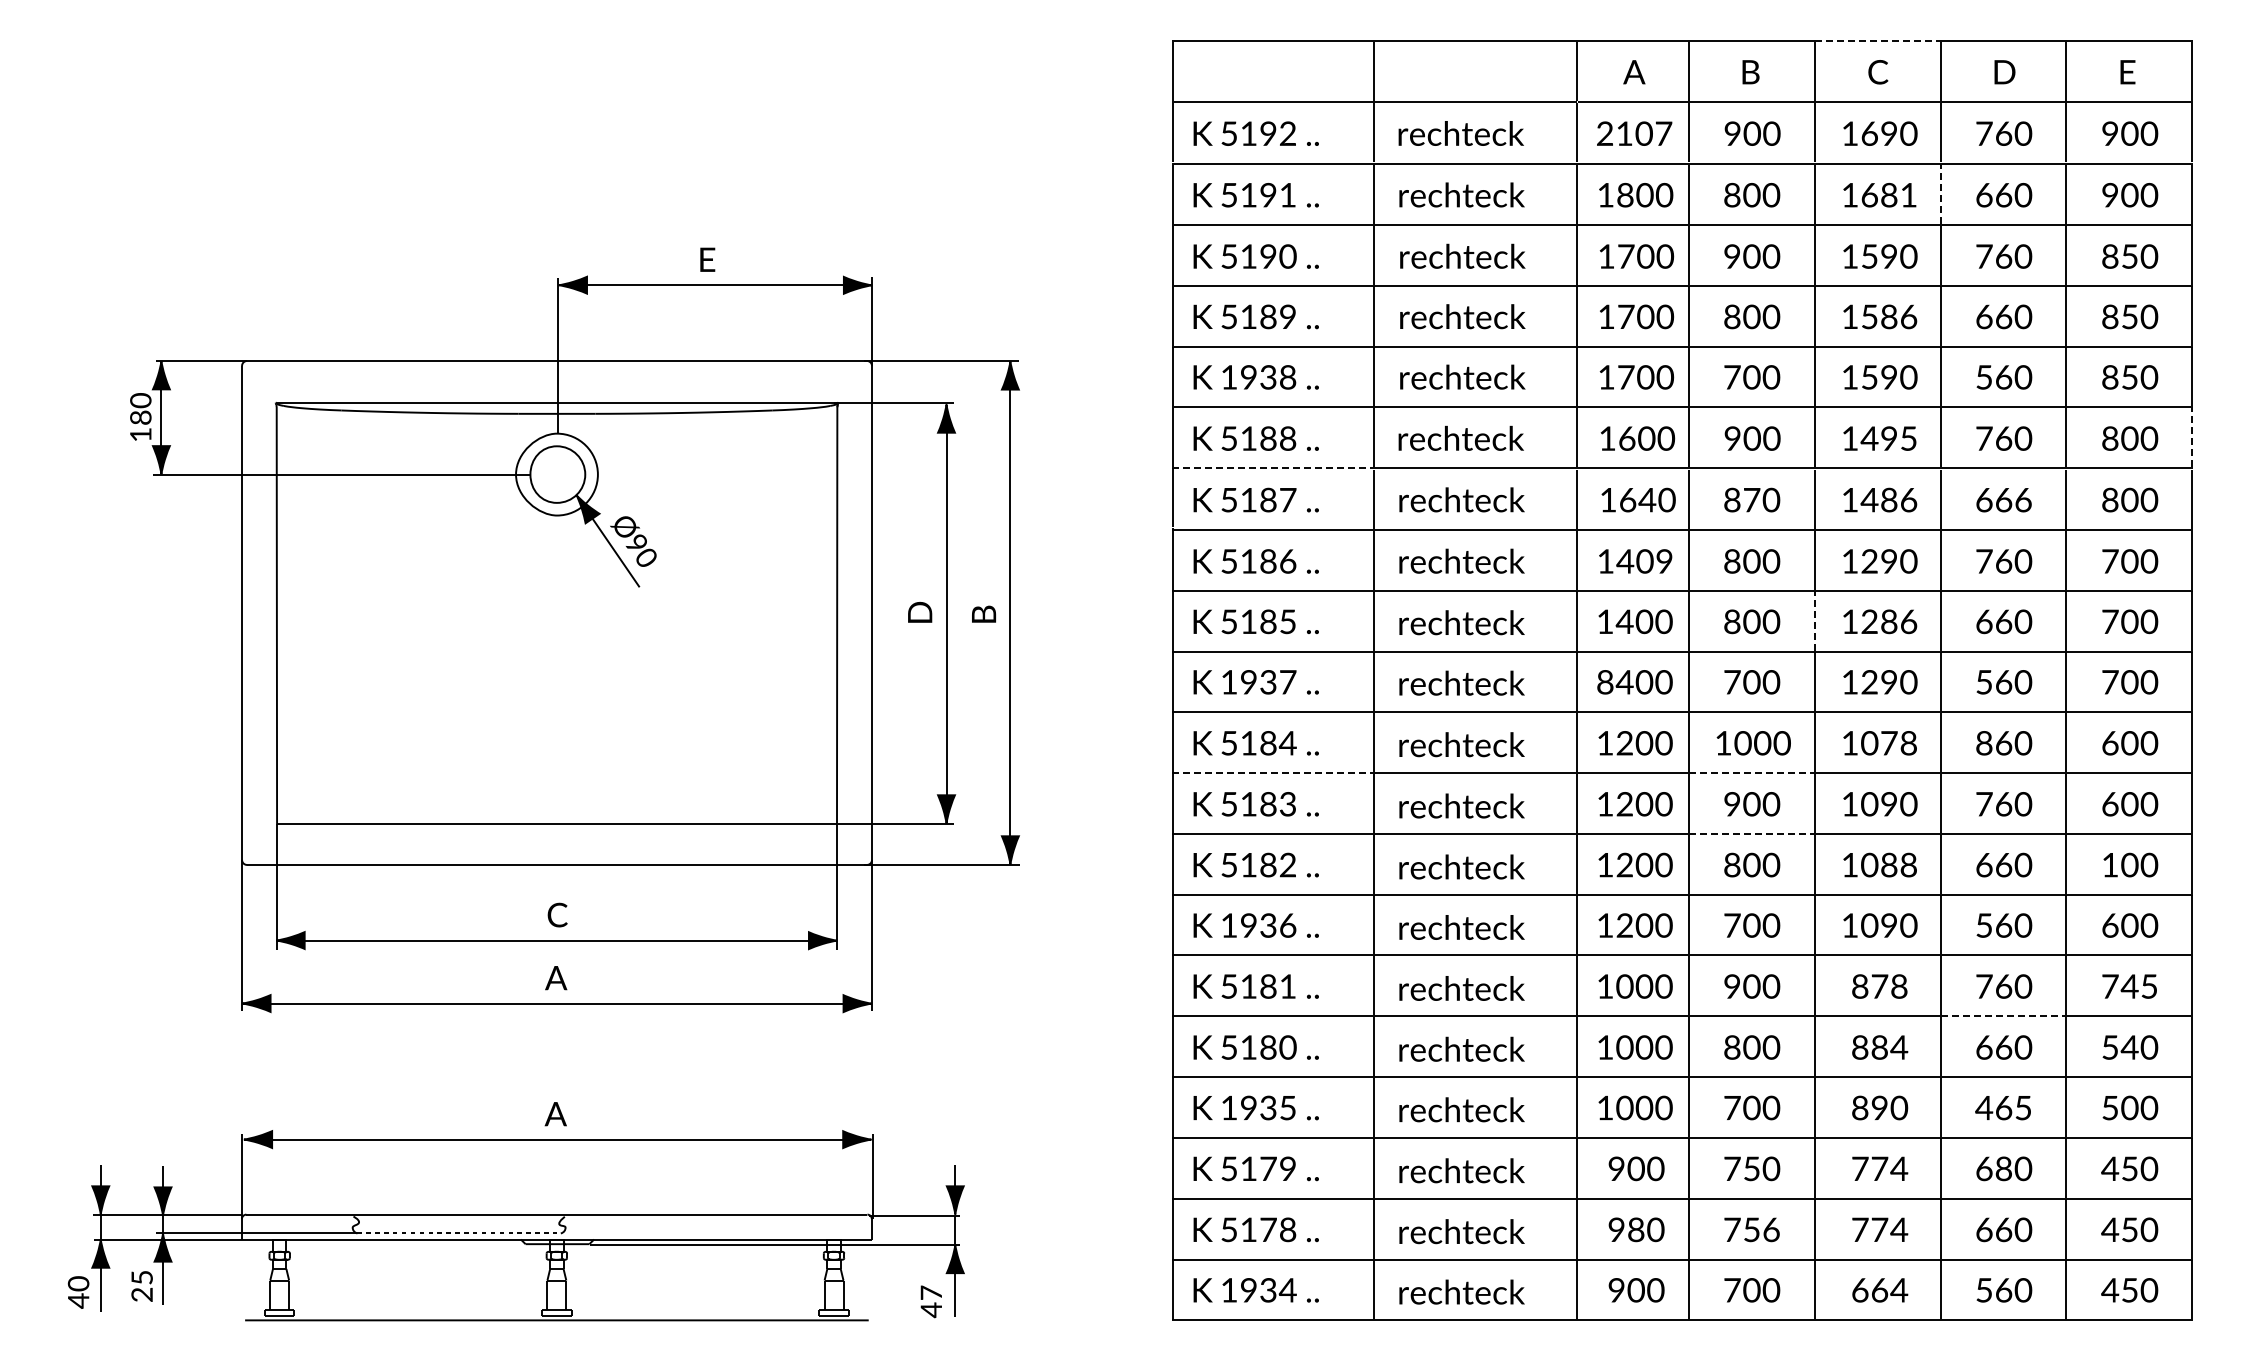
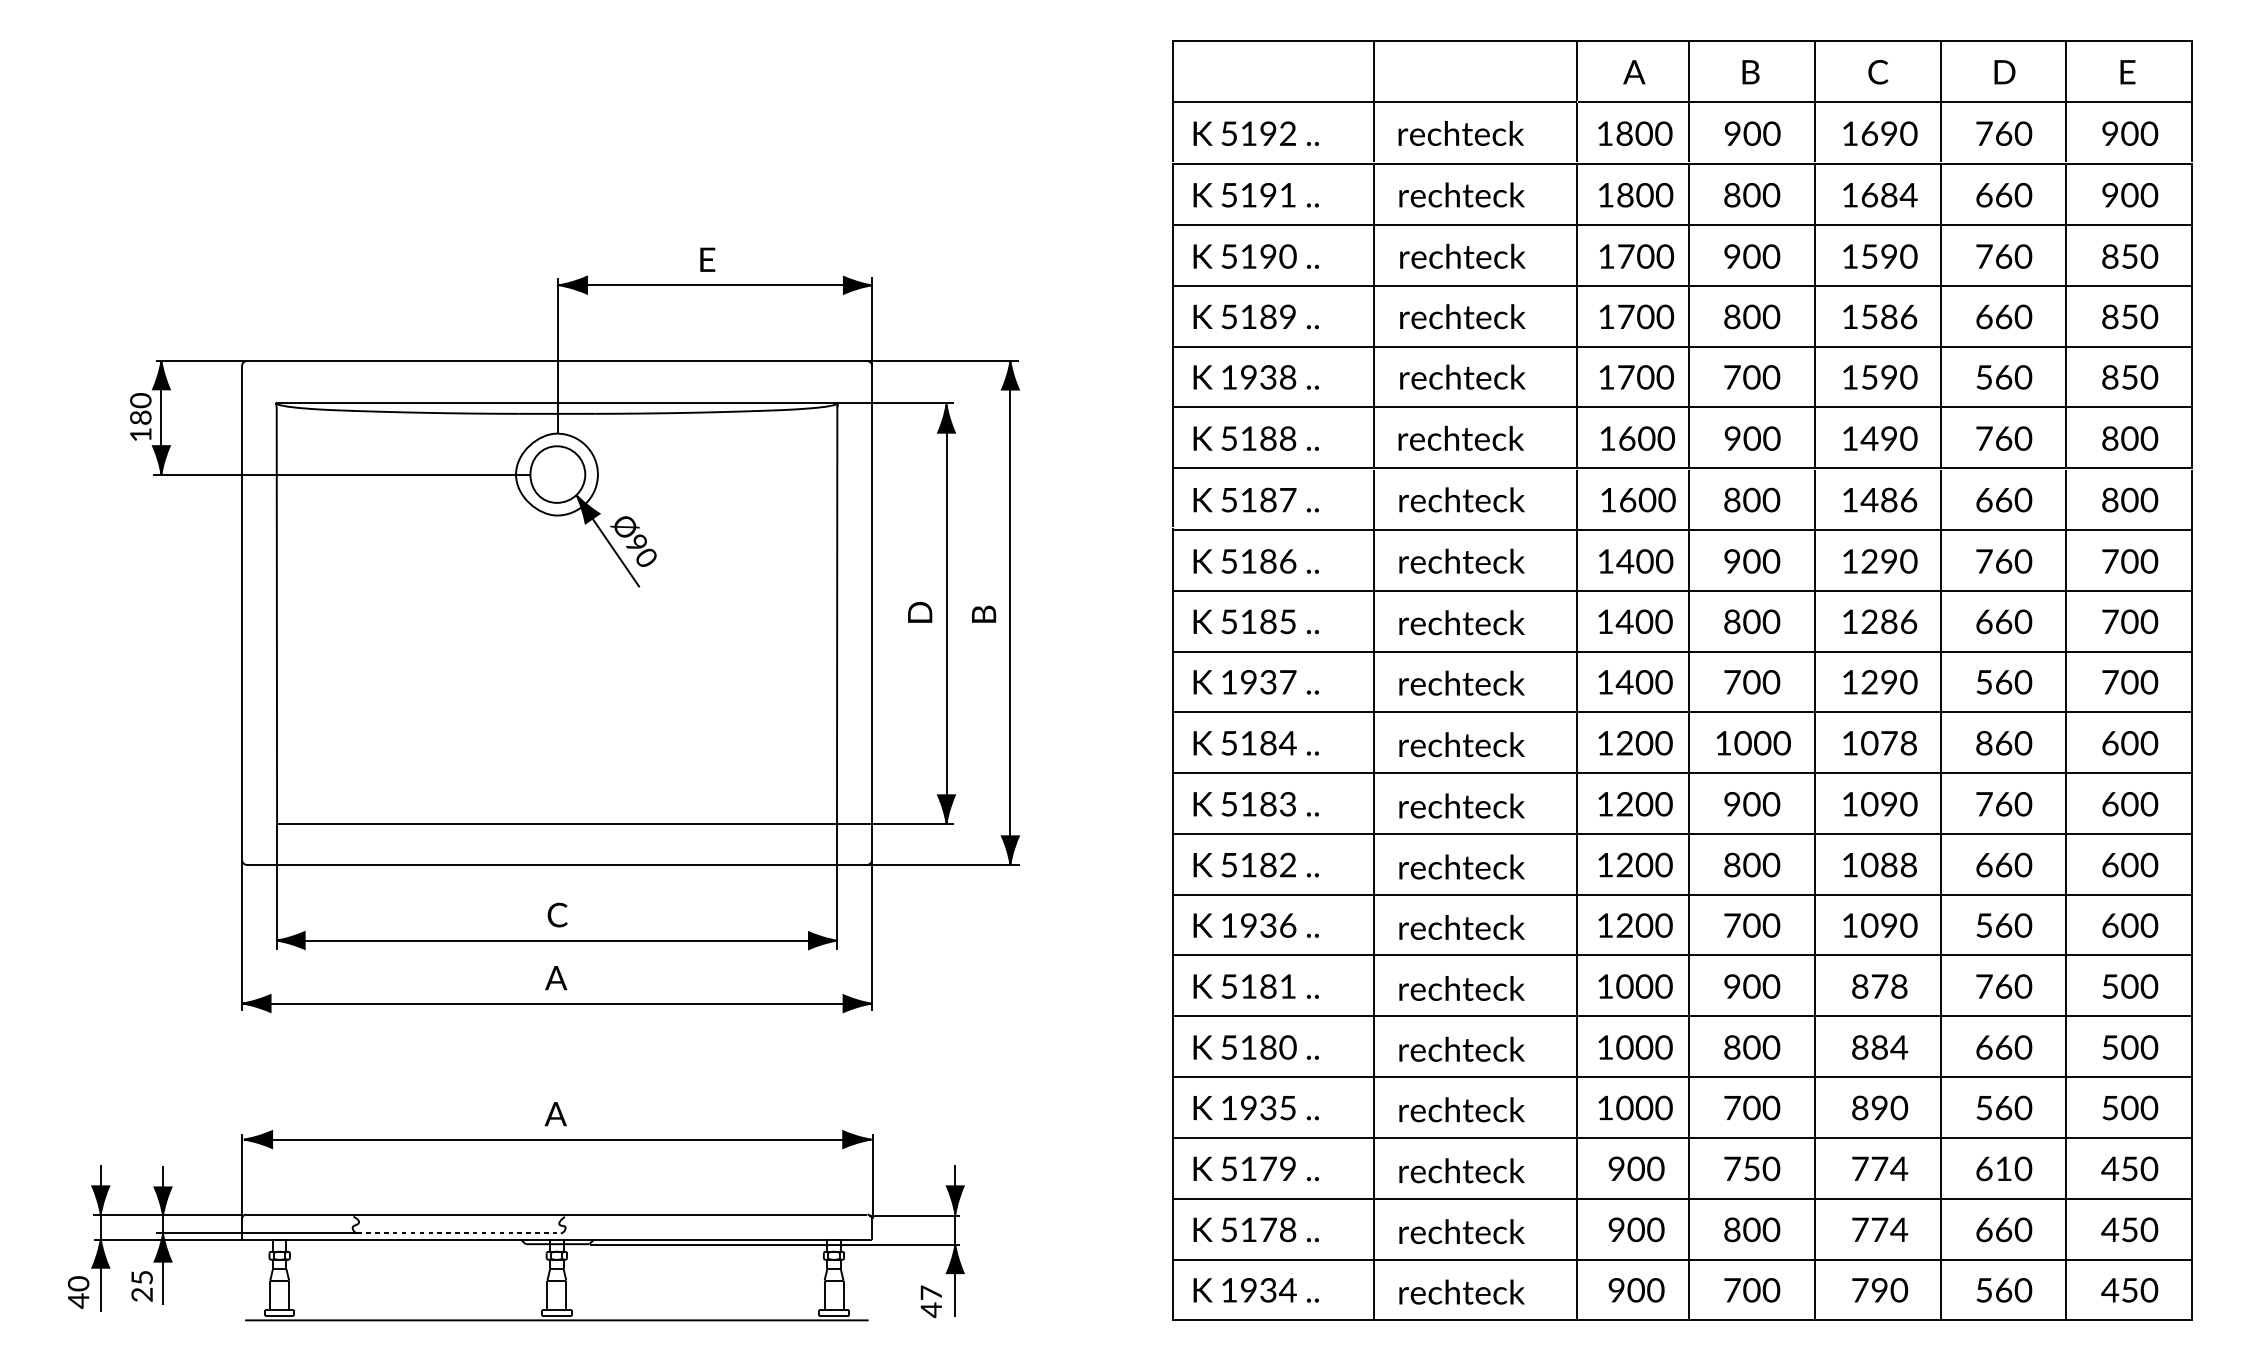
line: dashed -> solid (1878, 40)
text: 2107 -> 1800 (1634, 133)
line: dashed -> solid (1941, 194)
text: 1681 -> 1684 (1908, 195)
line: dashed -> solid (2192, 437)
text: 1495 -> 1490 (1908, 438)
line: dashed -> solid (1273, 468)
text: 1640 -> 1600 (1647, 499)
text: 870 -> 800 (1751, 499)
text: 666 -> 660 (2023, 499)
text: 1409 -> 1400 (1664, 561)
text: 800 -> 900 (1732, 562)
line: dashed -> solid (1815, 620)
text: 8400 -> 1400 (1605, 682)
line: dashed -> solid (1273, 773)
line: dashed -> solid (1752, 773)
line: dashed -> solid (1752, 834)
text: 100 -> 600 (2110, 865)
text: 745 -> 500 (2130, 986)
line: dashed -> solid (2004, 1016)
text: 540 -> 500 (2129, 1047)
text: 465 -> 560 (2003, 1107)
text: 680 -> 610 (2003, 1168)
text: 980 -> 900 (1635, 1229)
text: 756 -> 800 (1752, 1229)
text: 664 -> 790 (1880, 1290)
